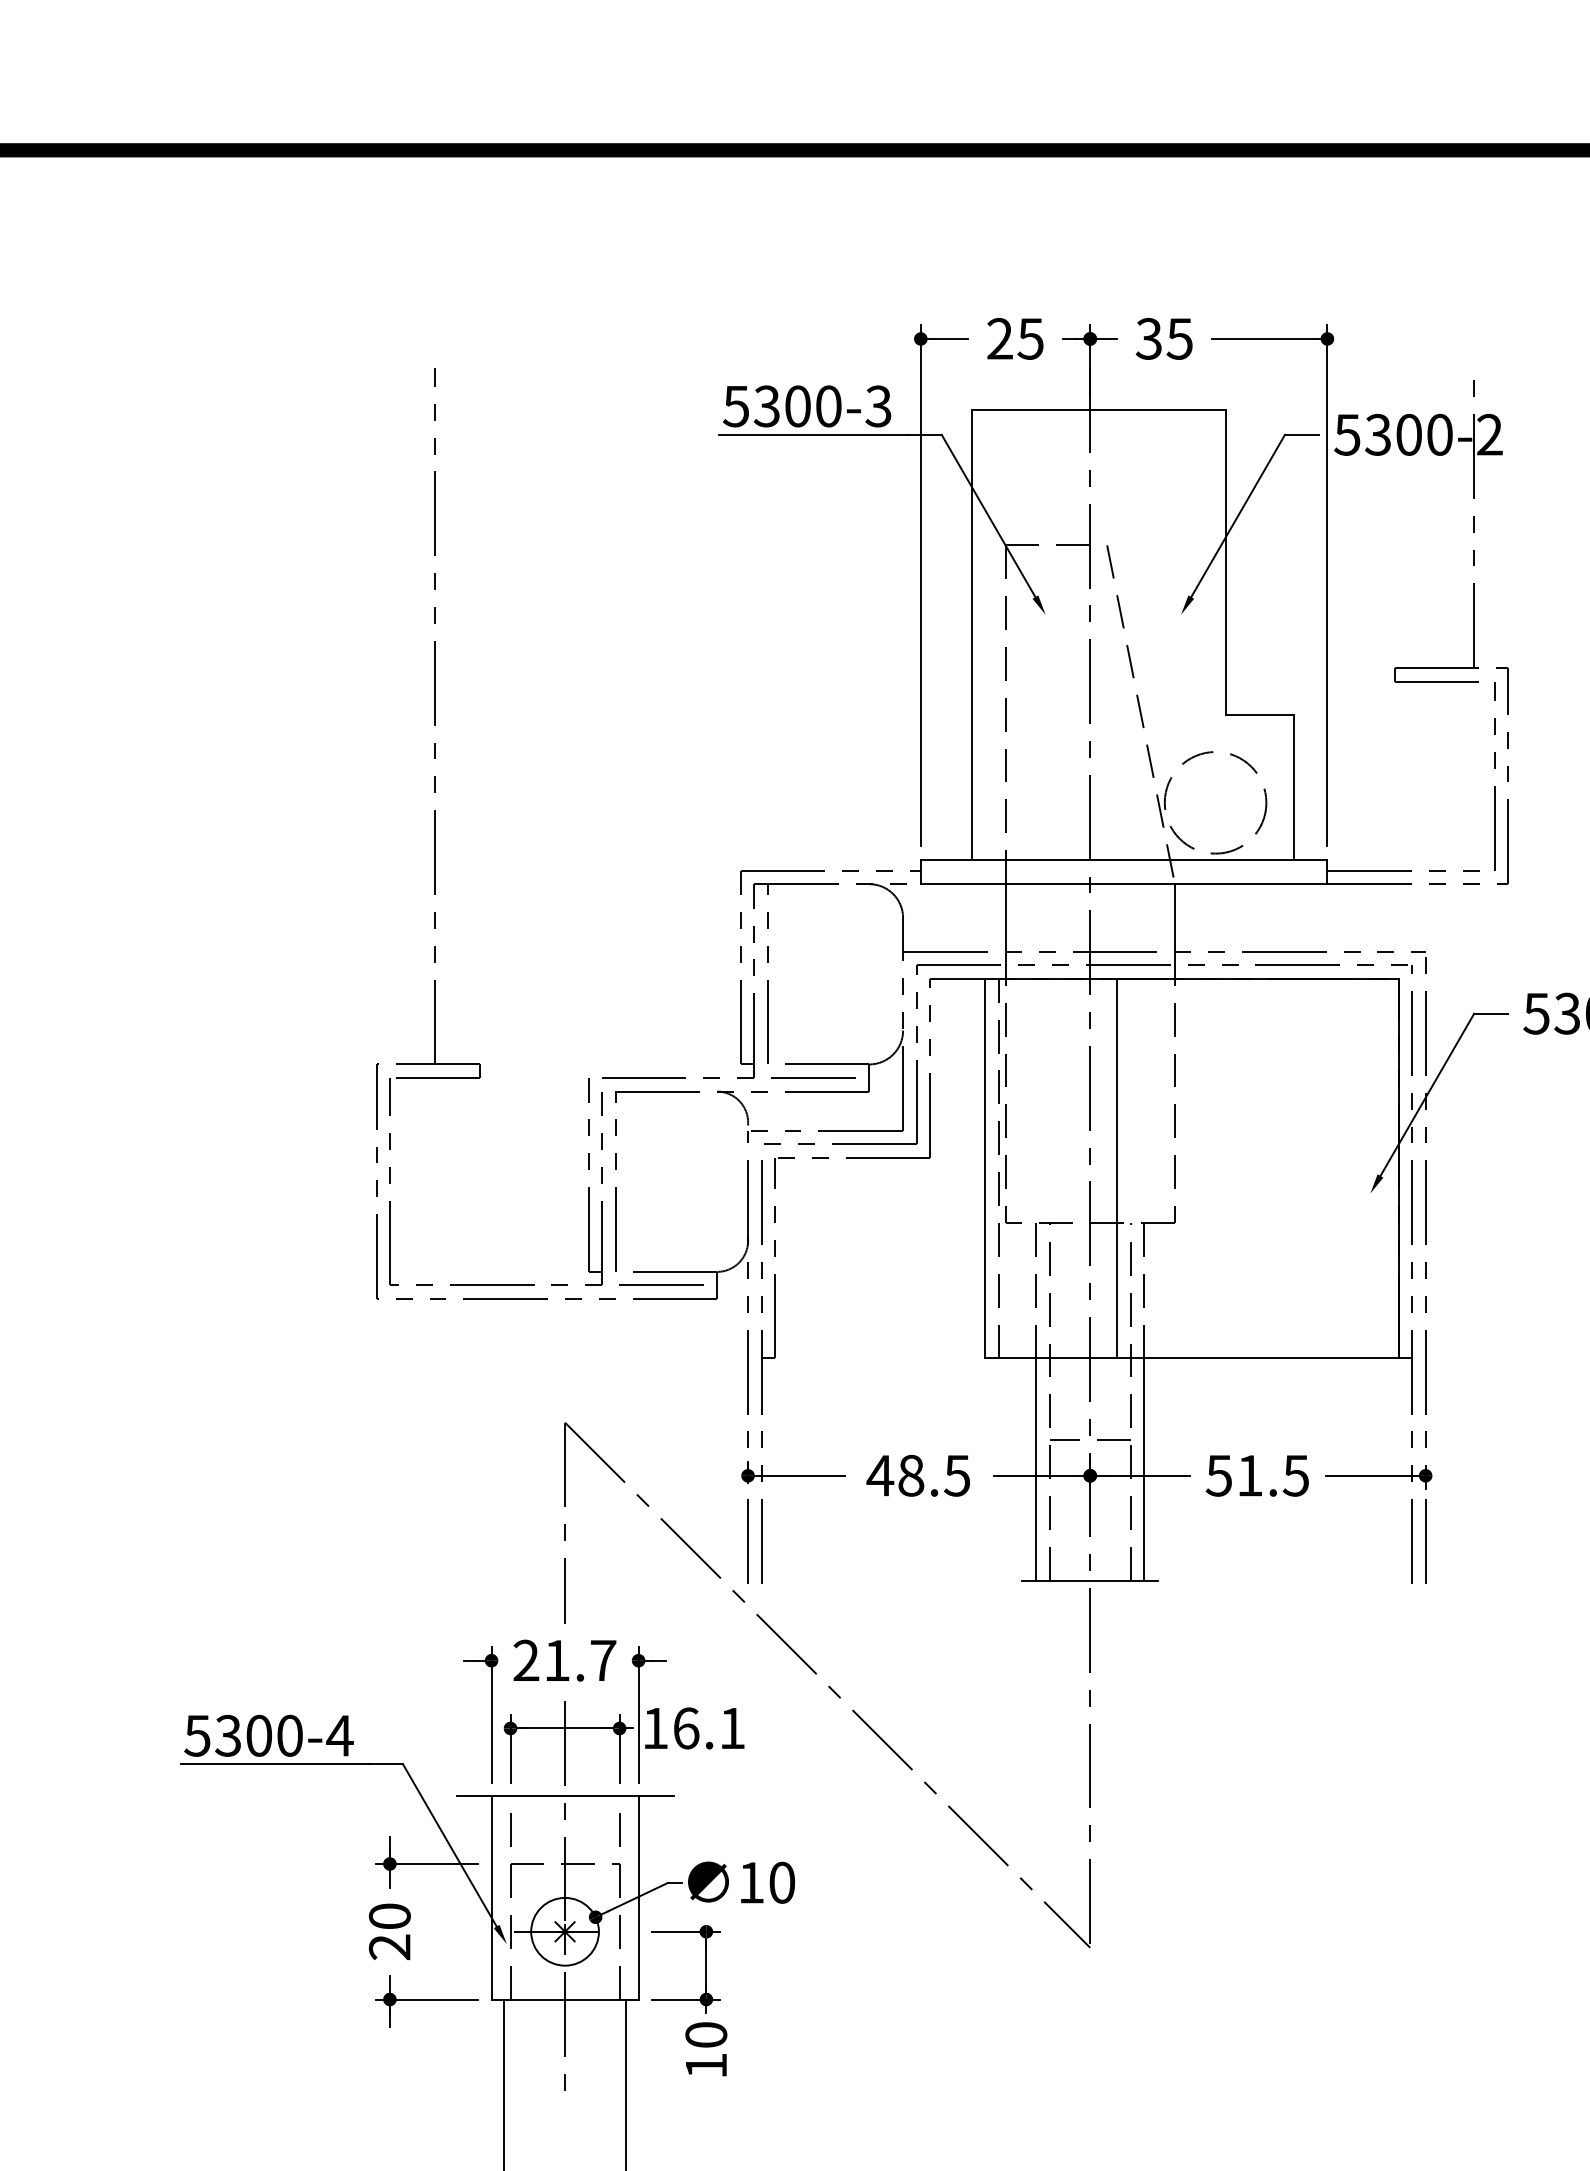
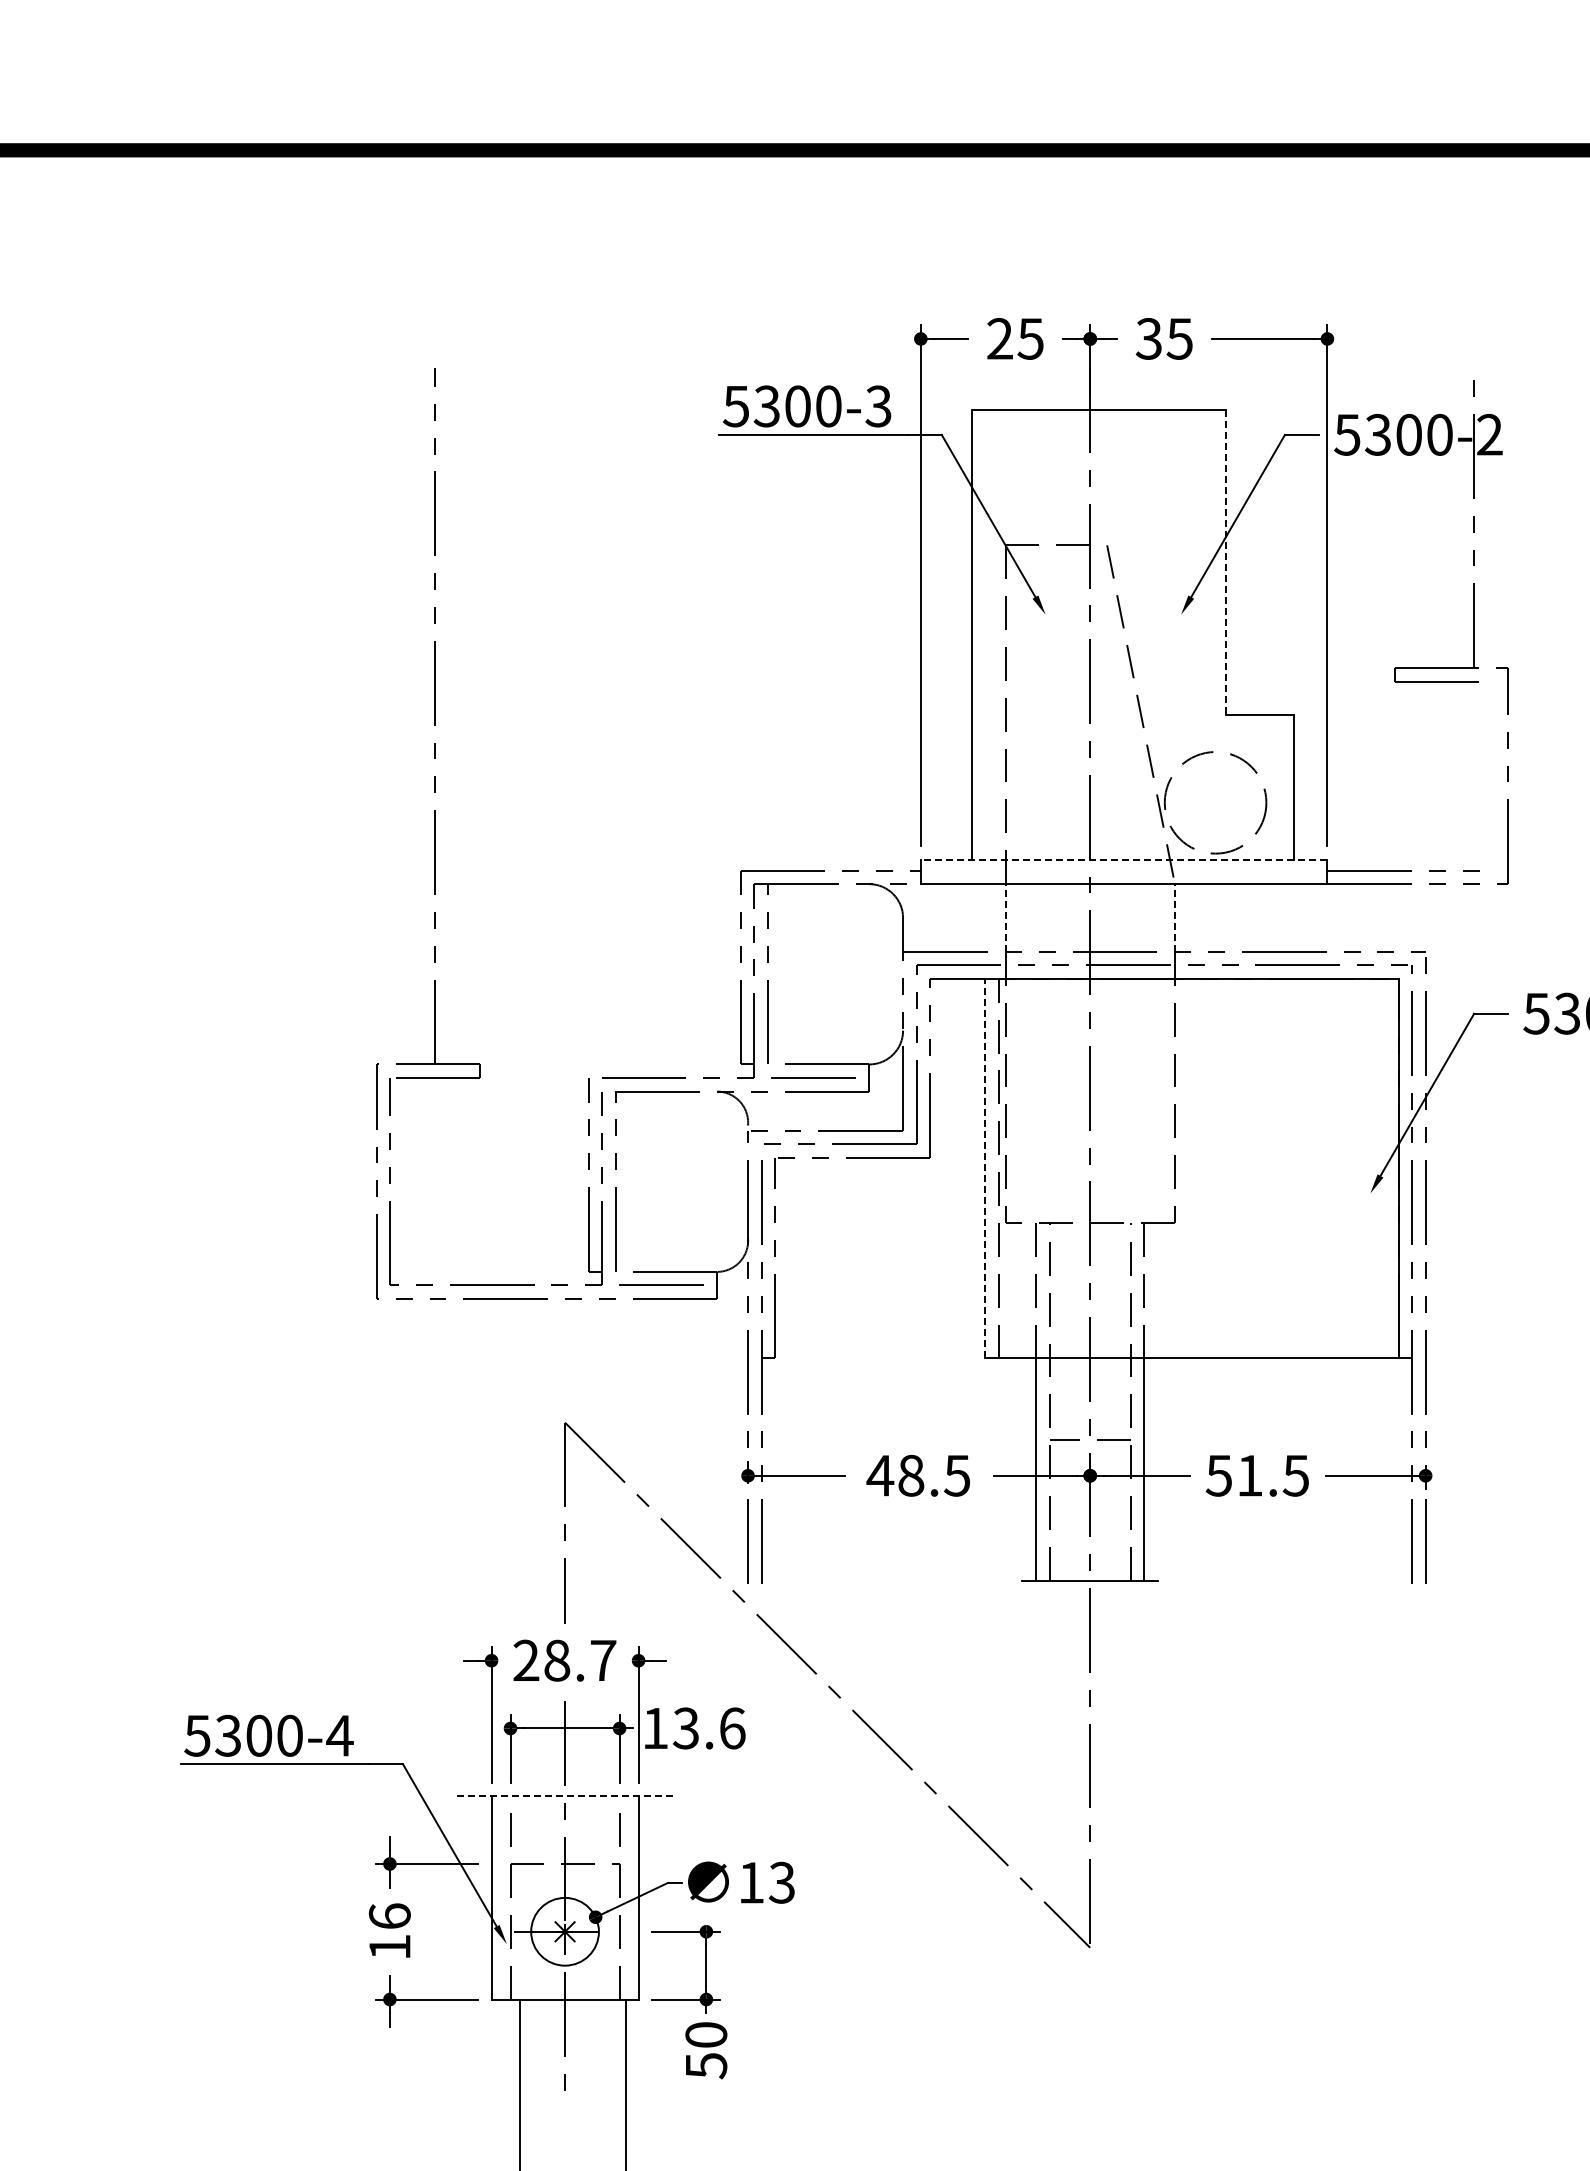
line: solid -> dashed (1225, 562)
line: present -> none (1494, 768)
line: solid -> dashed (1123, 859)
line: solid -> dashed (1005, 918)
line: solid -> dashed (1174, 918)
line: solid -> dashed (985, 1168)
line: present -> none (1117, 1168)
text: 21.7 -> 28.7 (557, 1660)
text: 16.1 -> 13.6 (709, 1728)
line: solid -> dashed (565, 1796)
text: 10 -> 13 (781, 1882)
text: 20 -> 16 (389, 1931)
text: 10 -> 50 (706, 2066)
line position: (504, 2083) -> (520, 2083) (520, 2083)
